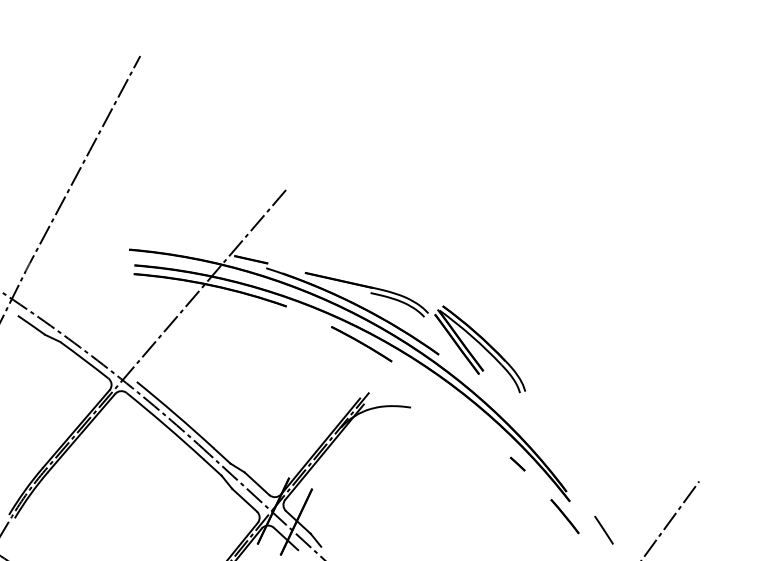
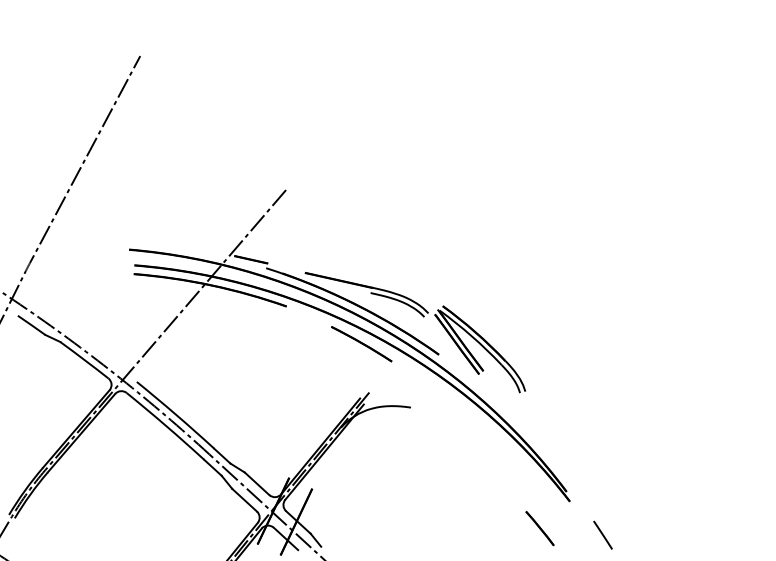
line: present -> none (517, 463)
line position: (564, 516) -> (539, 528) (539, 528)
line: present -> none (671, 519)
line position: (603, 529) -> (602, 534) (602, 534)
